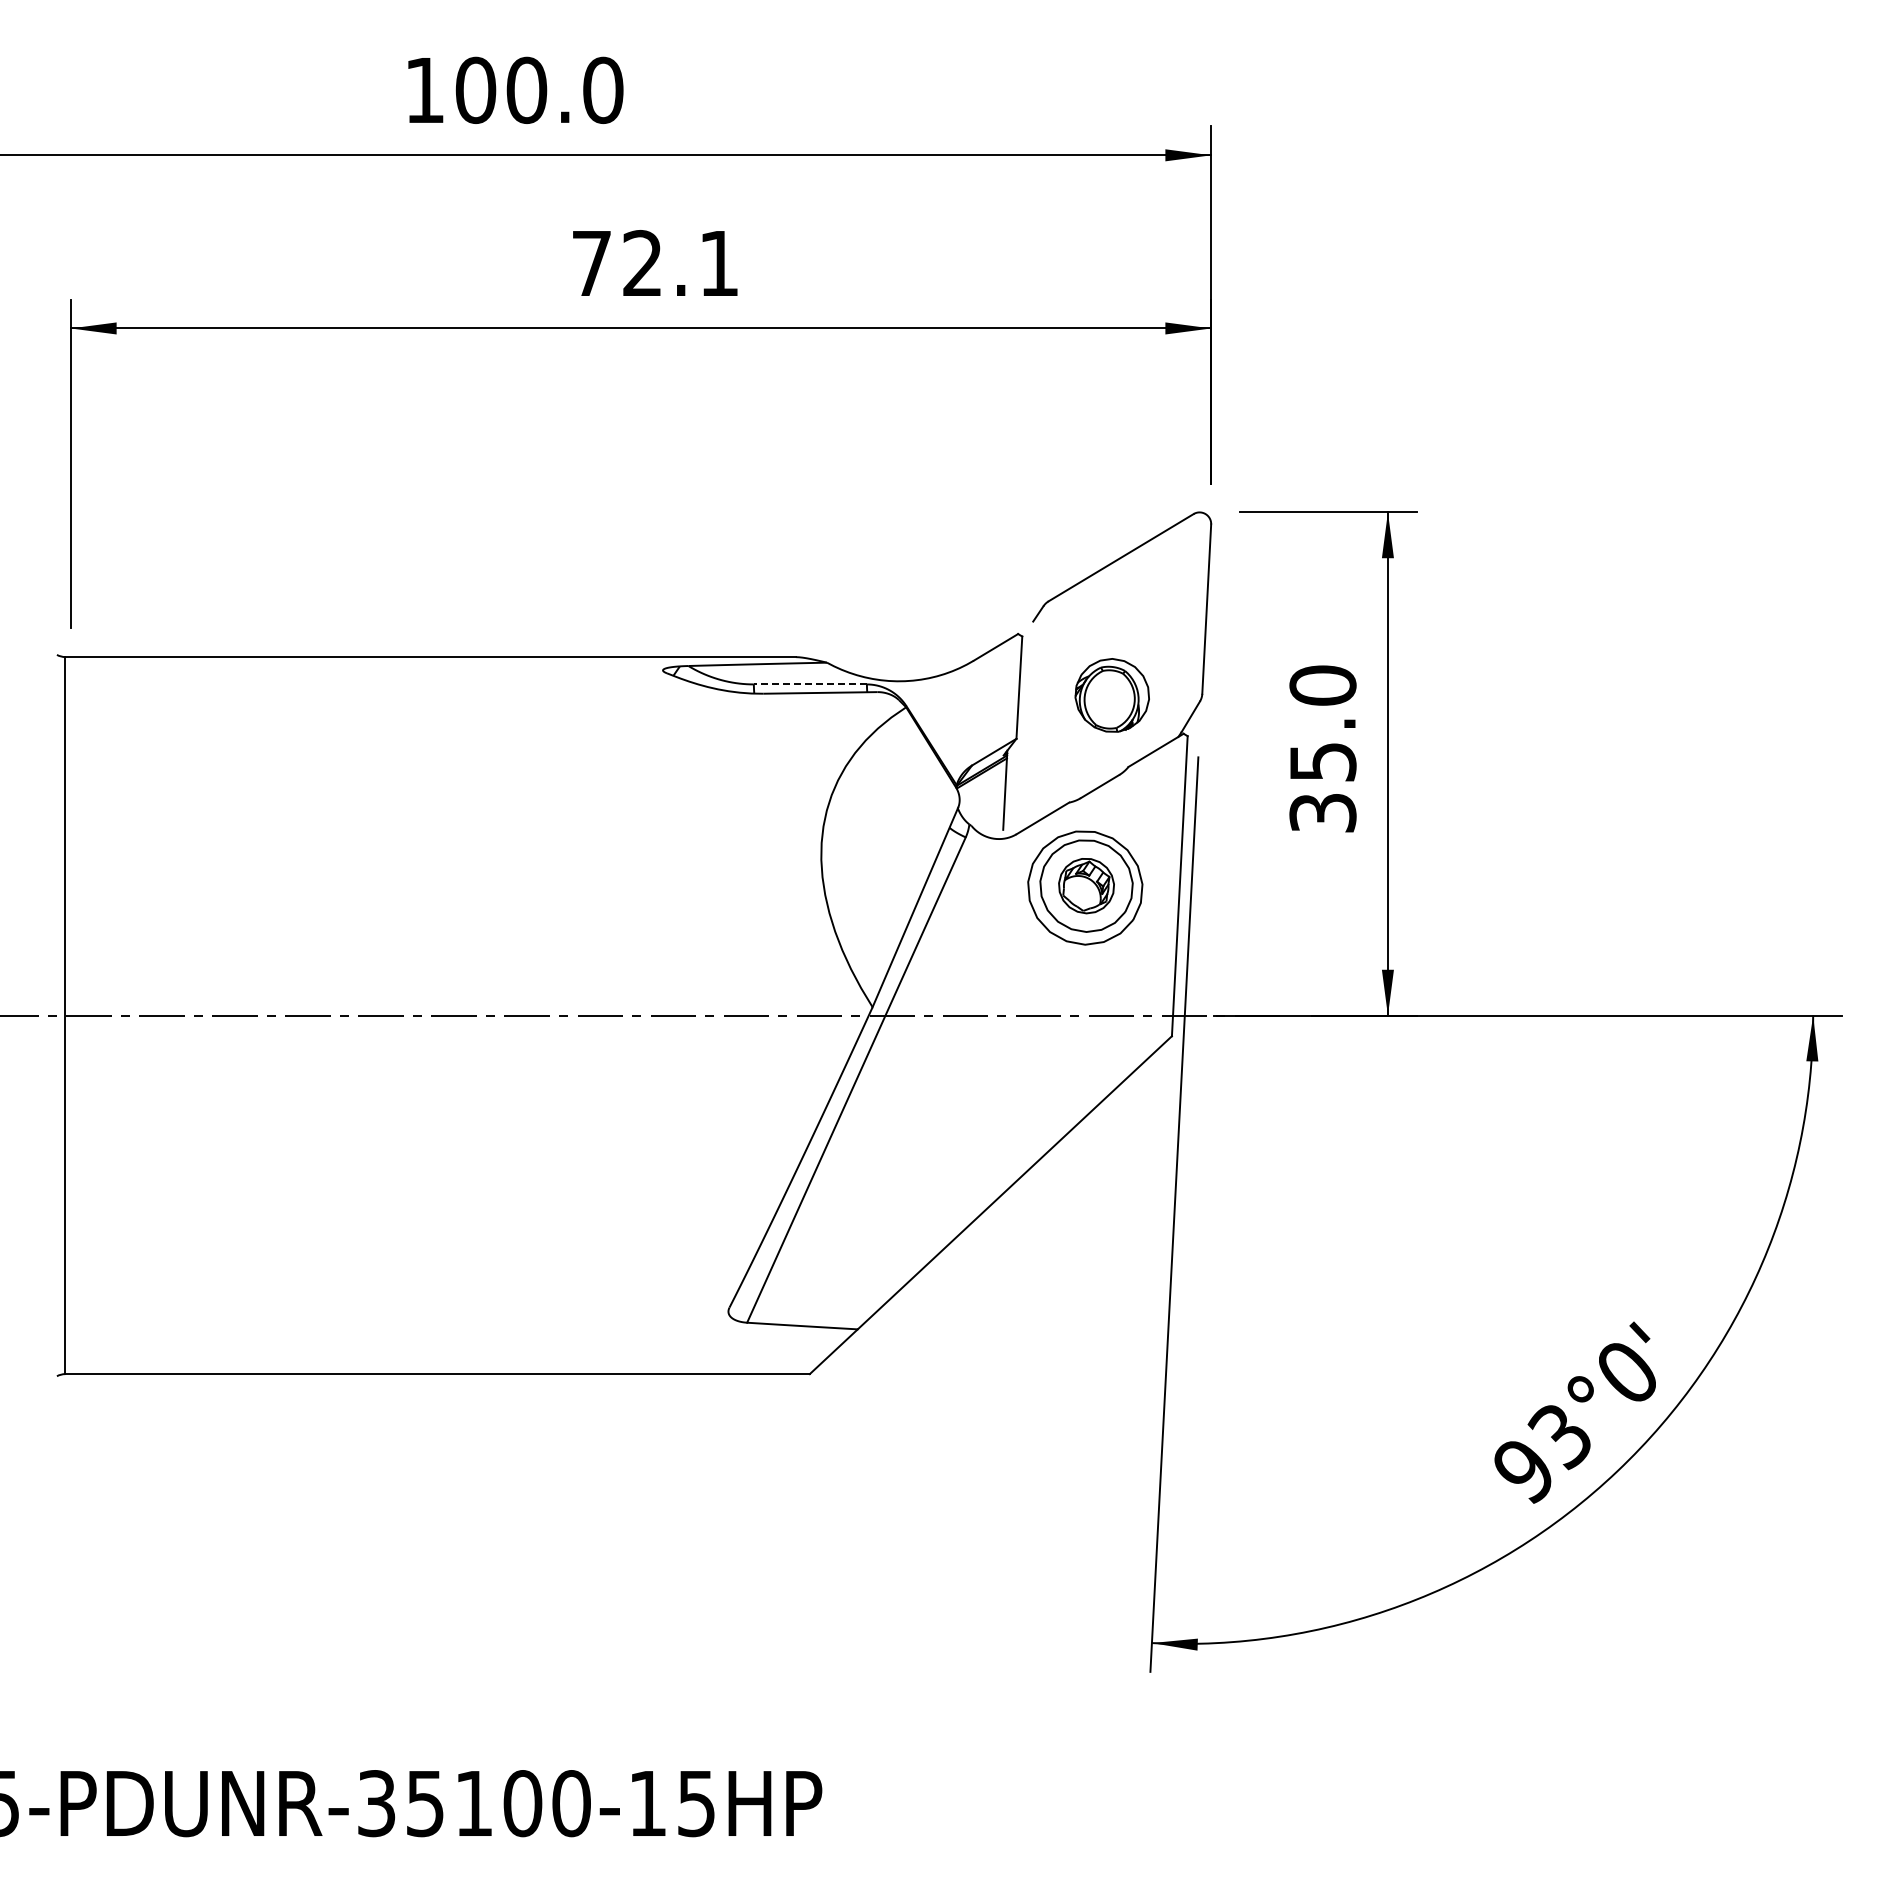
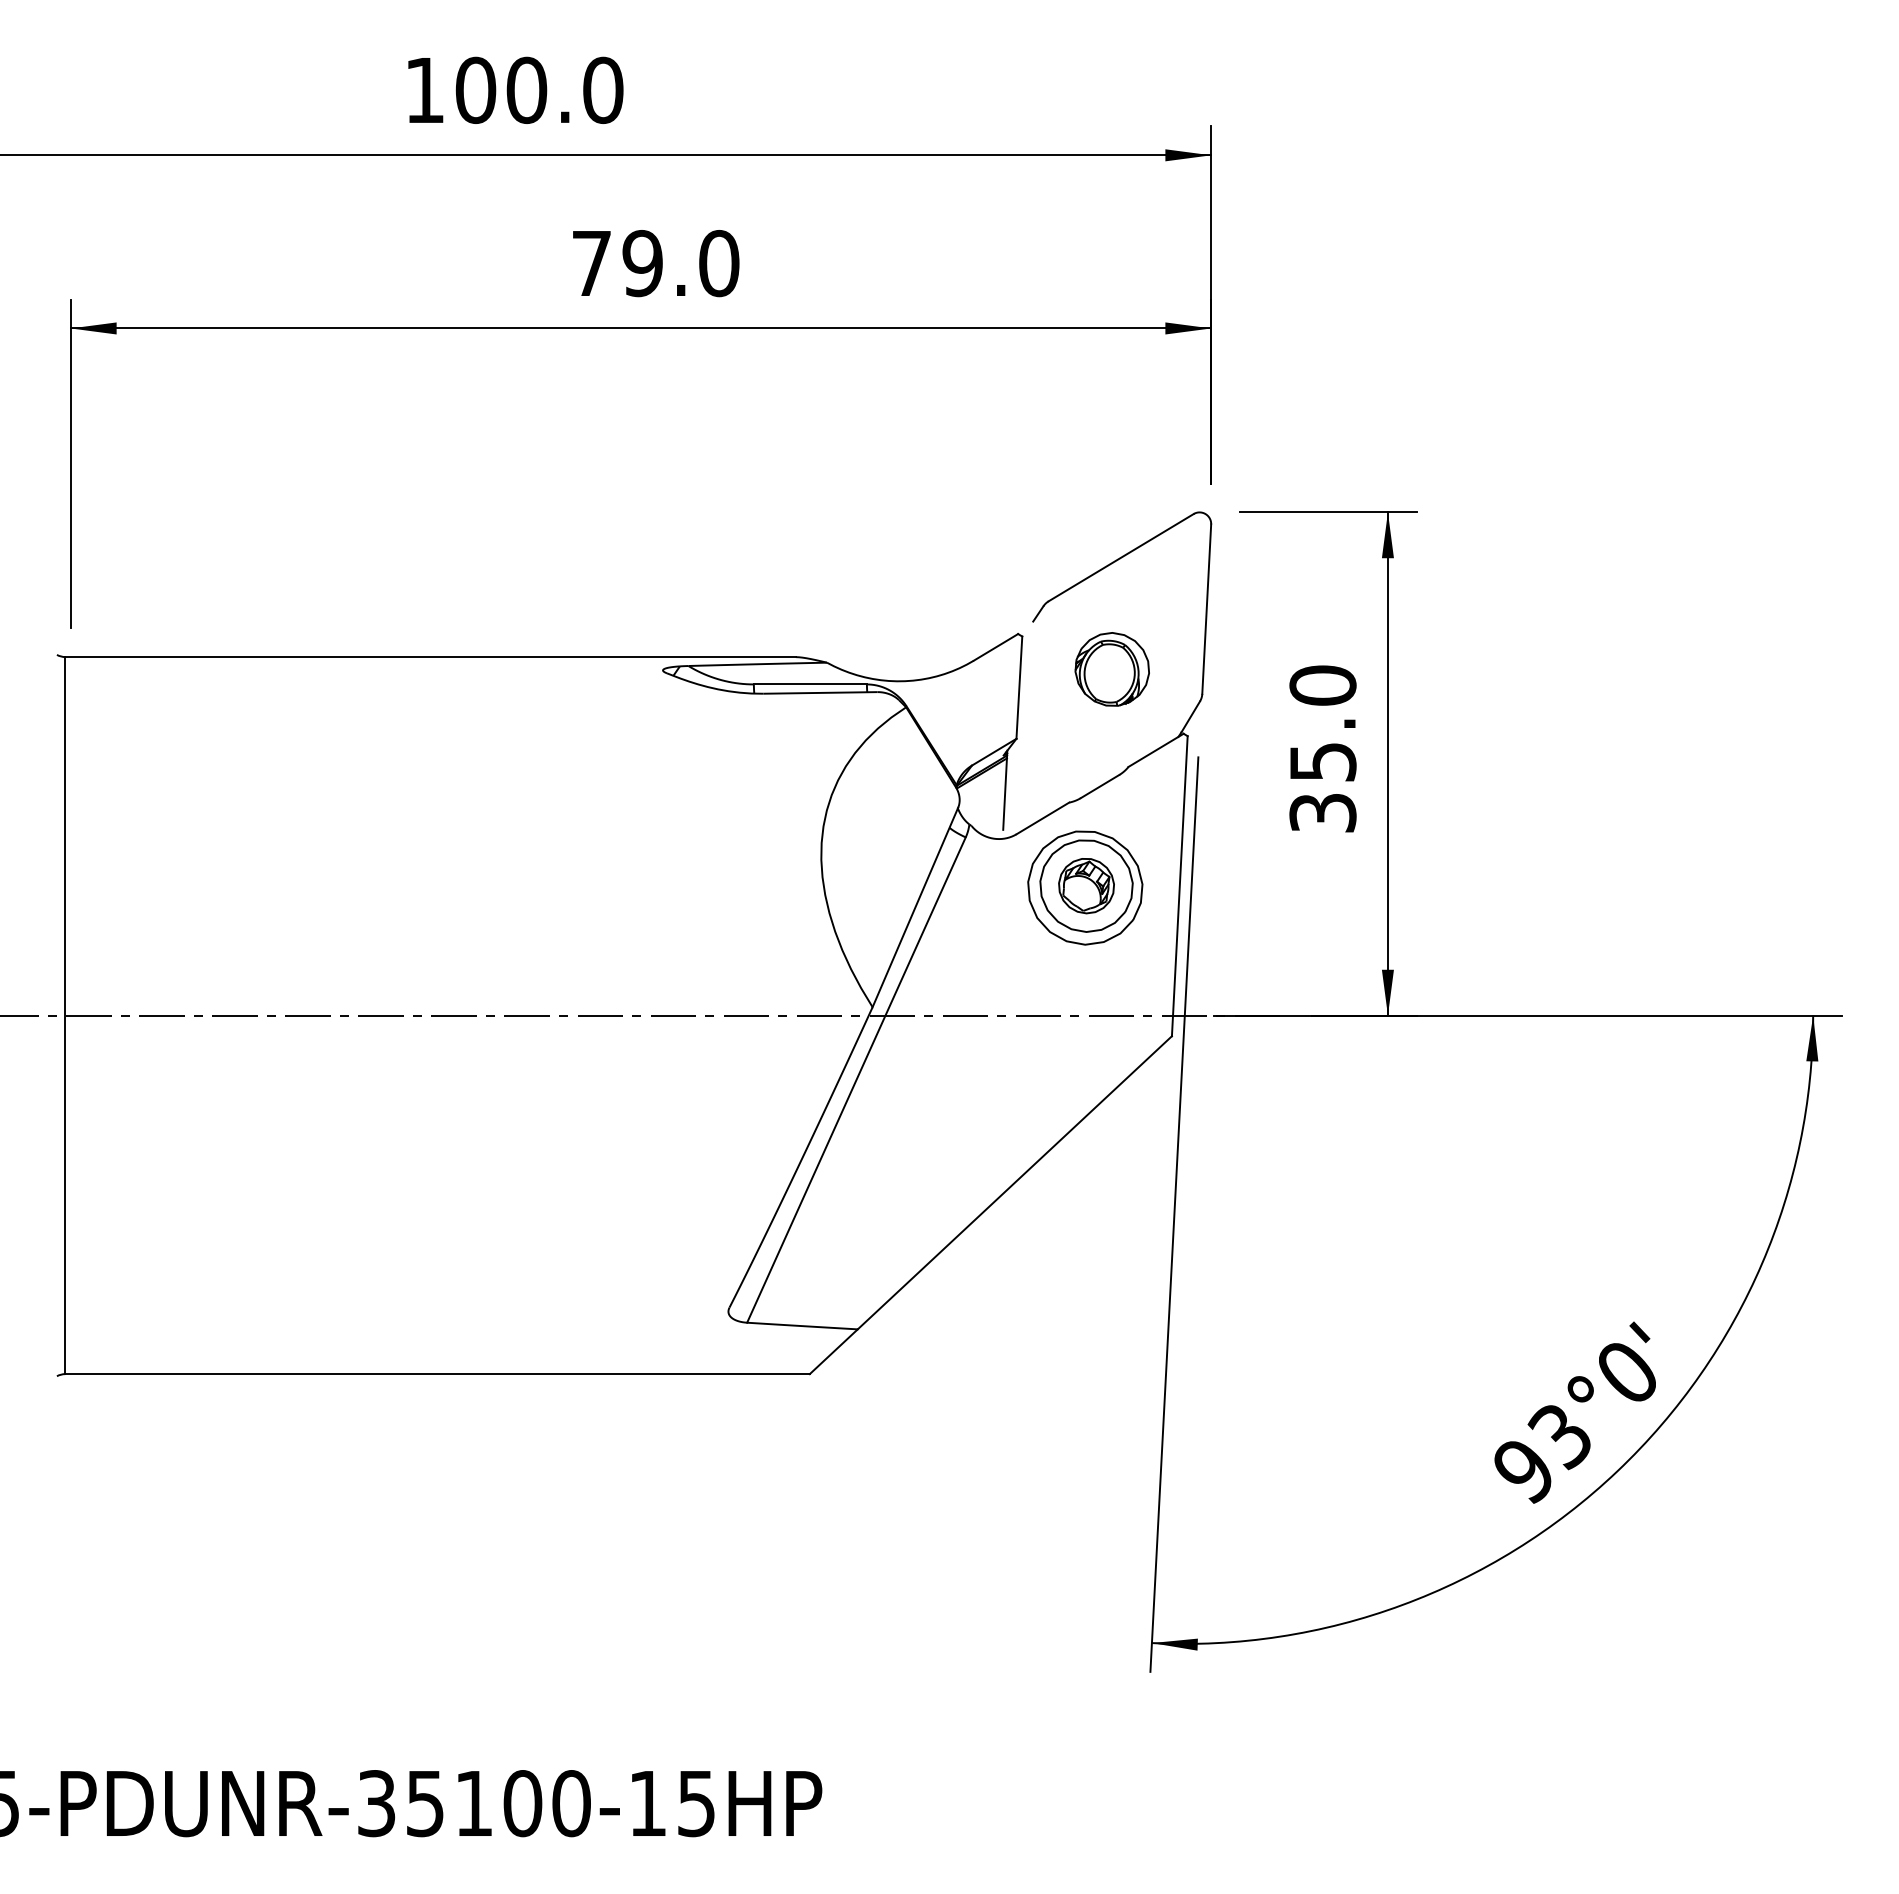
text: 72.1 -> 79.0 (680, 263)
line: dashed -> solid (810, 684)
part position: (1111, 695) -> (1111, 669) (1111, 669)
